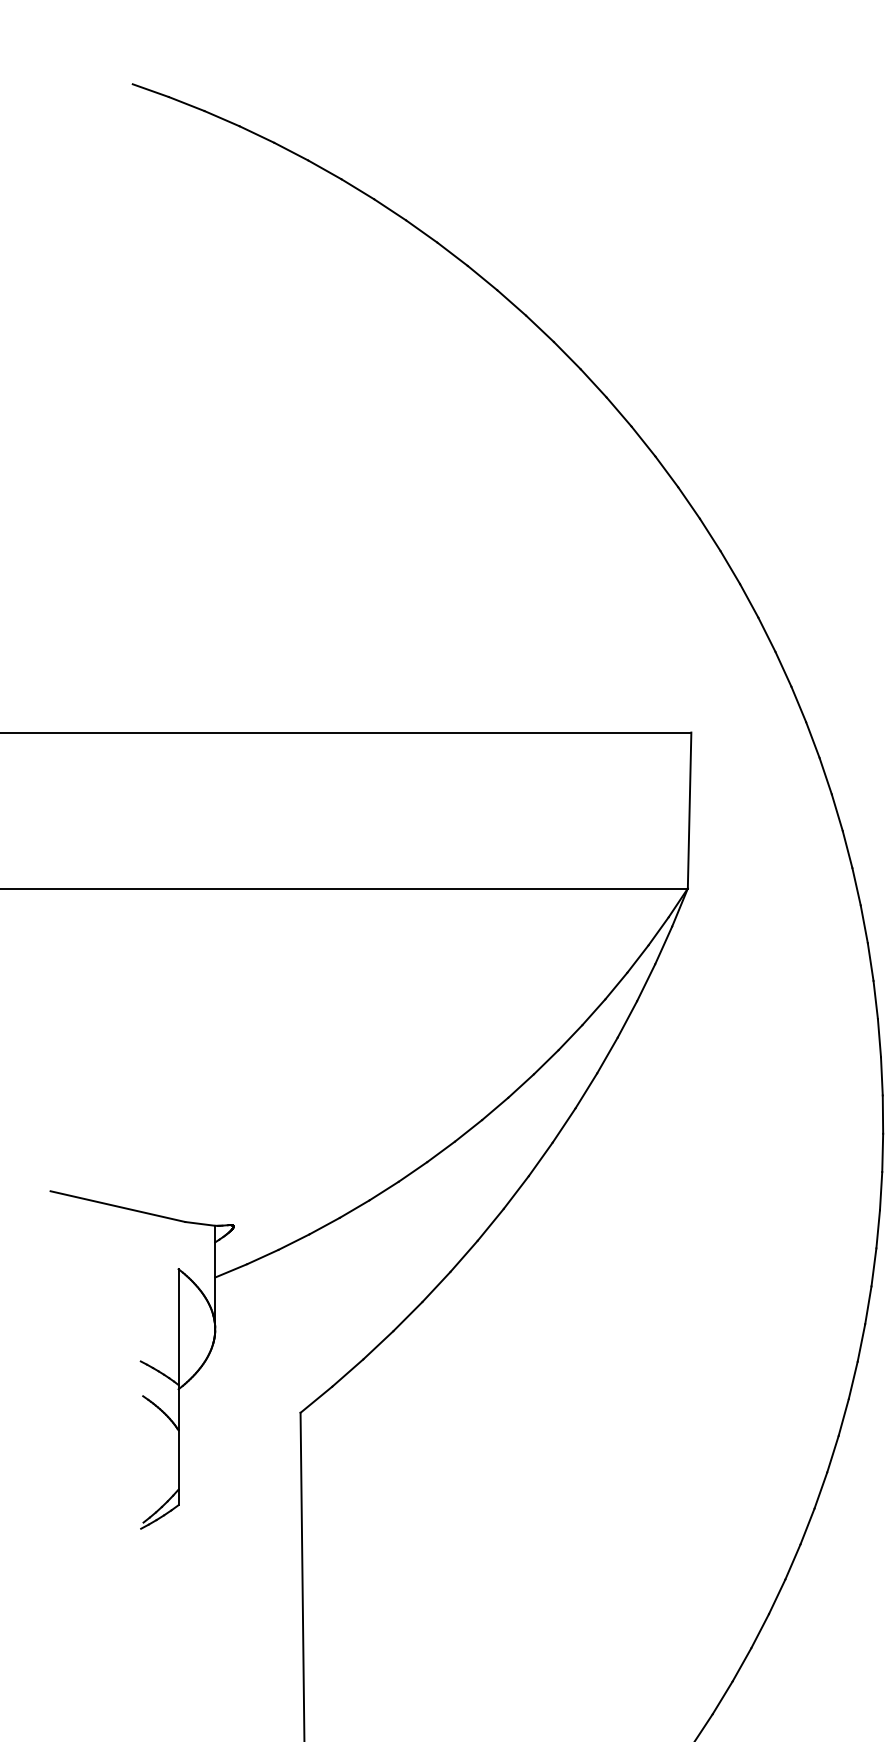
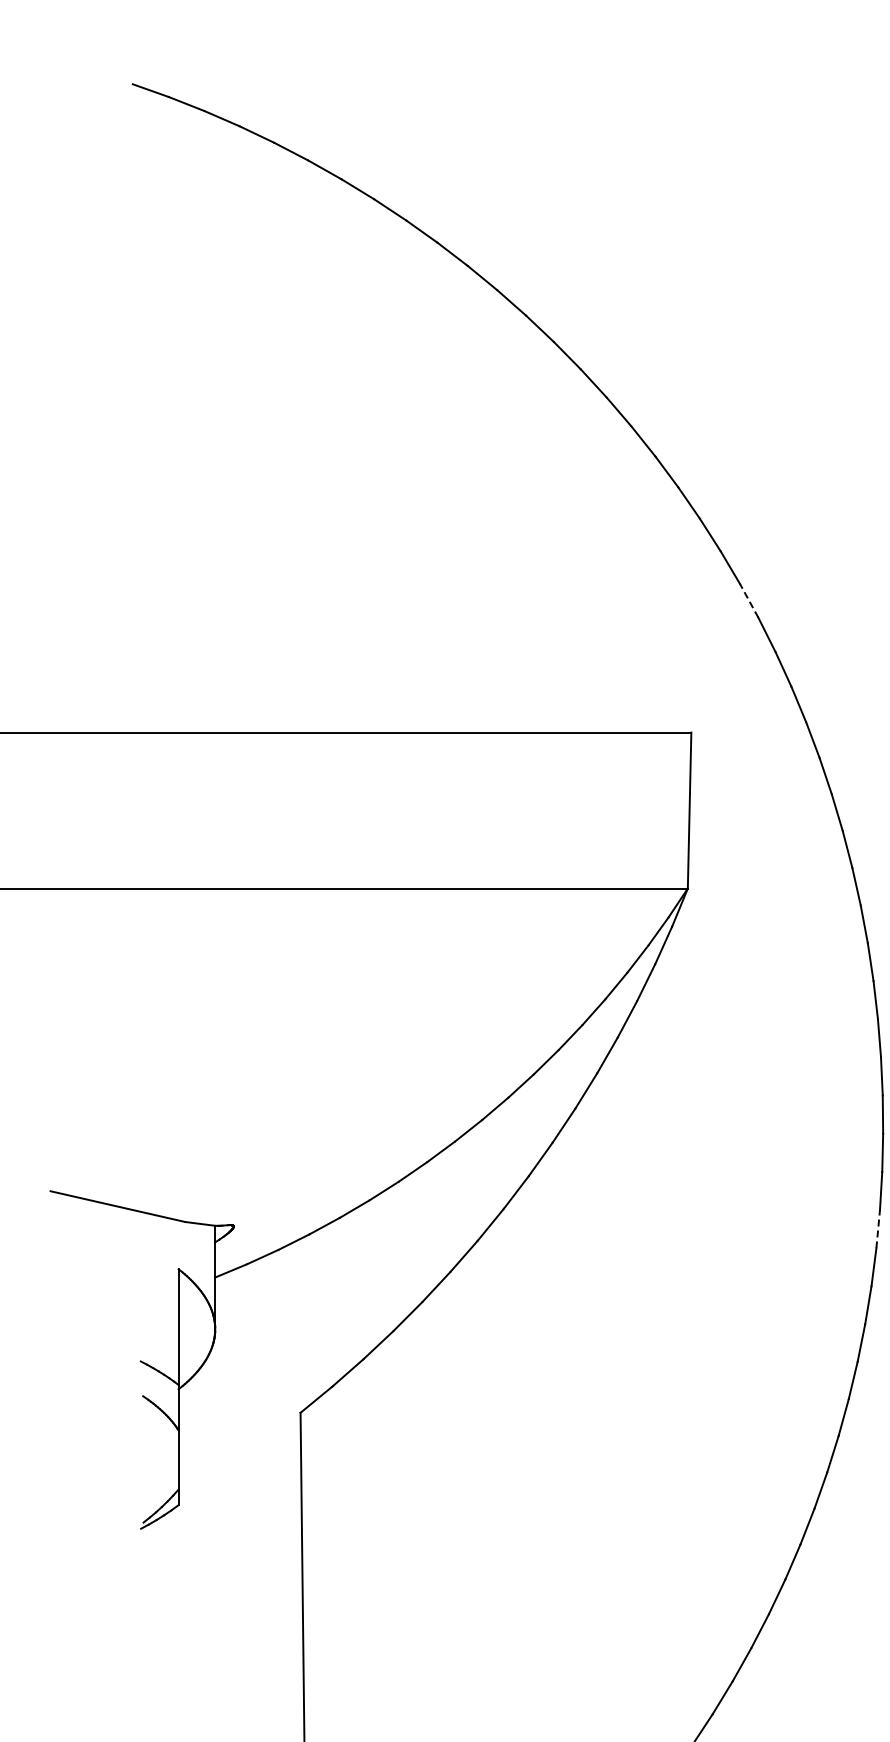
line: solid -> dashed (748, 600)
line: solid -> dashed (878, 1228)
